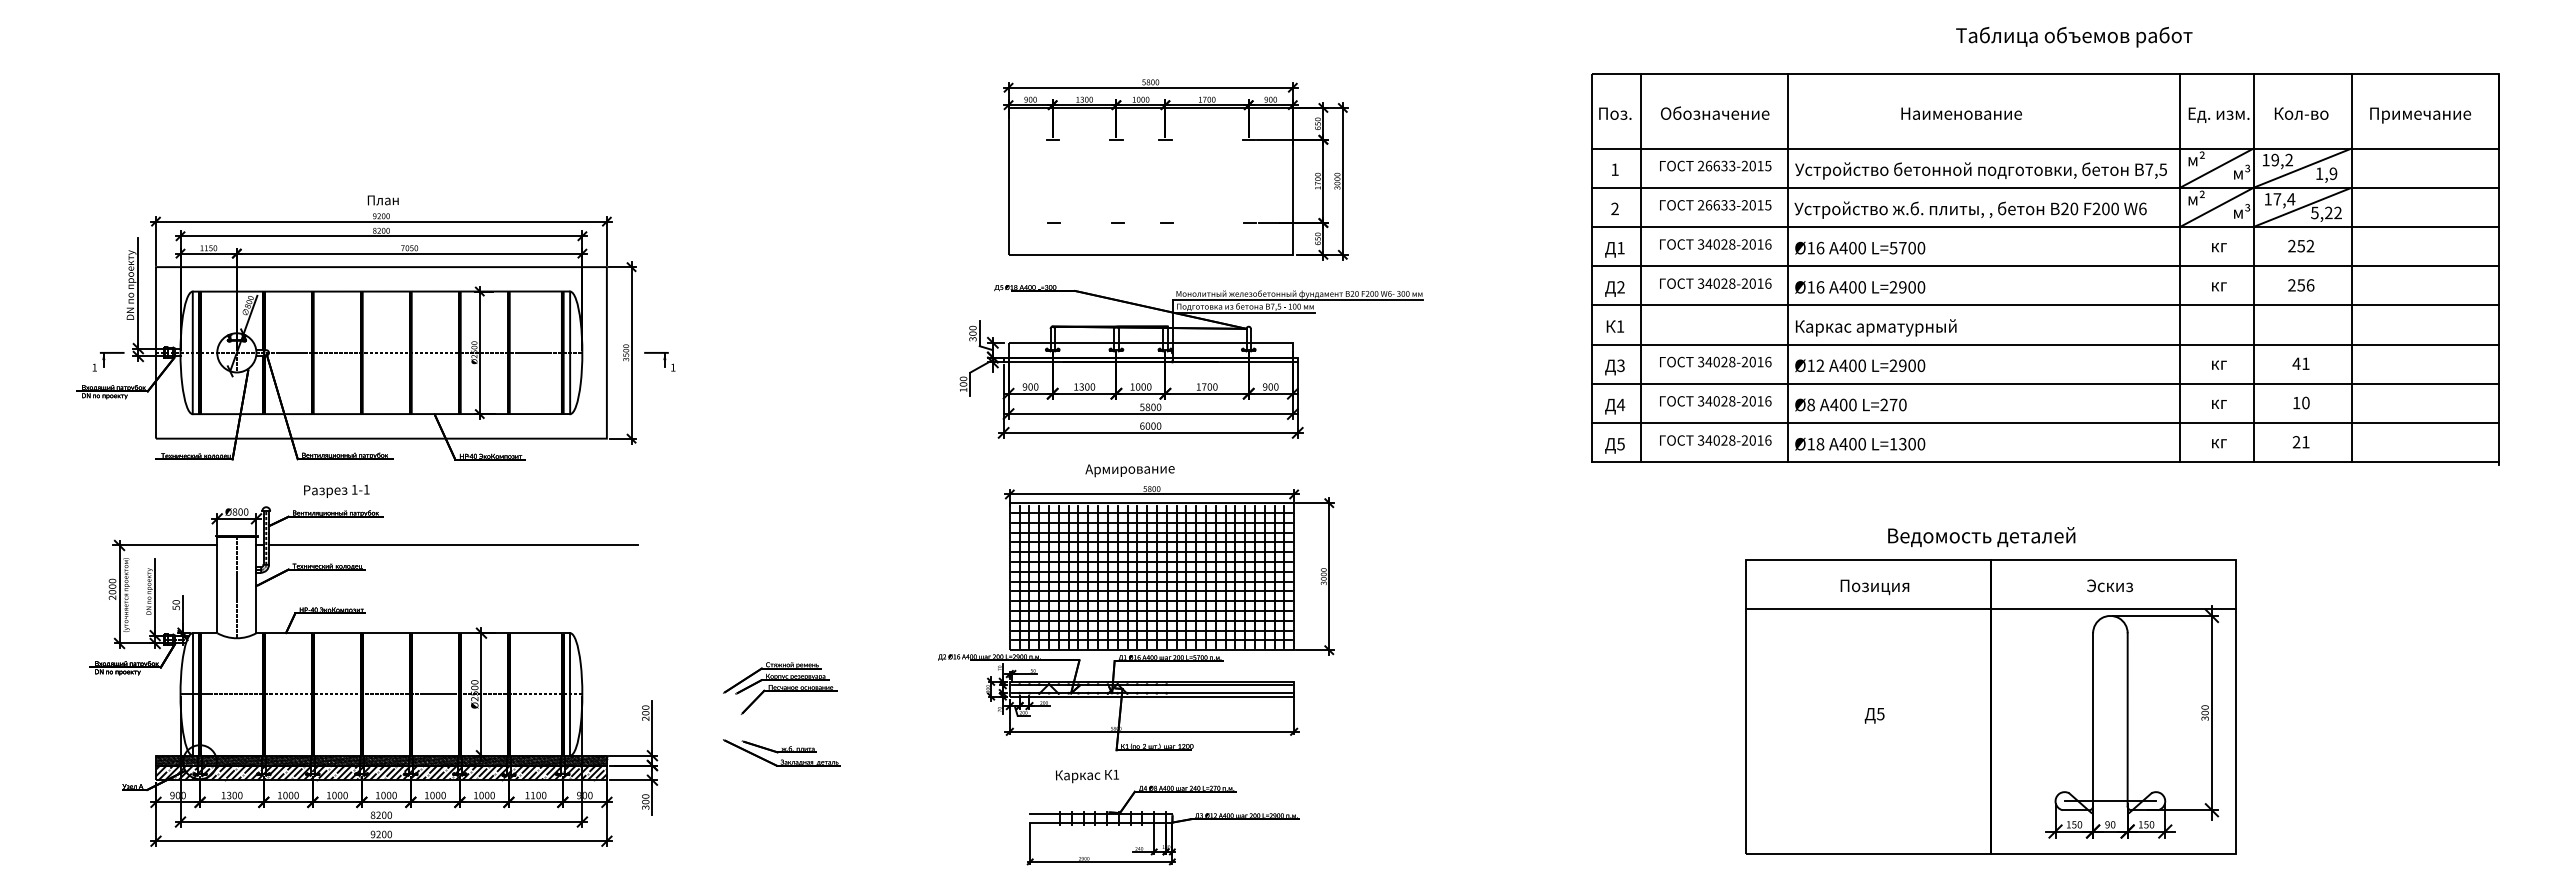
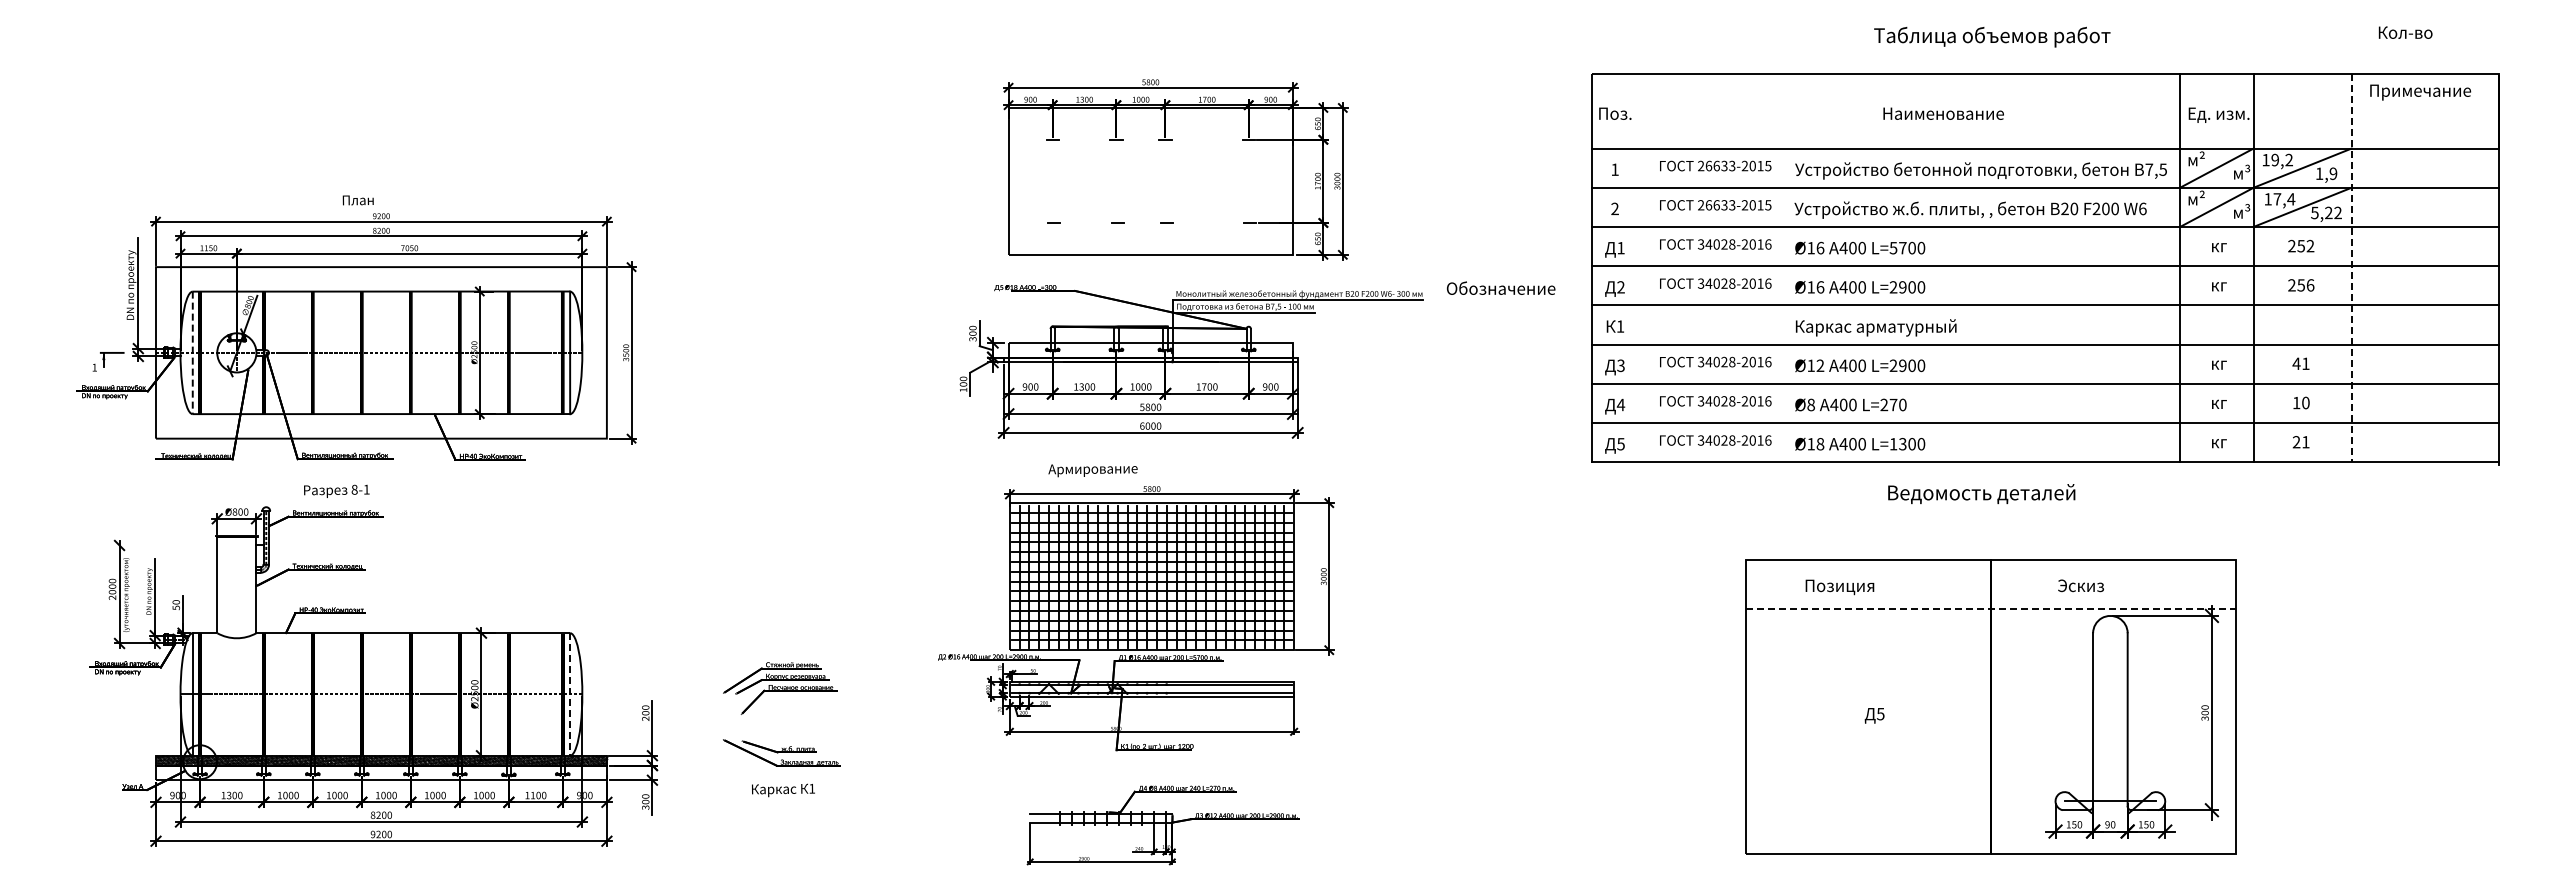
text position: (2074, 36) -> (1992, 36) (1992, 36)
text position: (1715, 112) -> (1501, 287) (1501, 287)
text position: (1961, 113) -> (1943, 113) (1943, 113)
text position: (2301, 113) -> (2405, 32) (2405, 32)
text position: (2420, 115) -> (2420, 92) (2420, 92)
text position: (382, 200) -> (357, 200) (357, 200)
line: present -> none (1641, 267)
line: present -> none (1788, 267)
line: solid -> dashed (2351, 268)
line: solid -> dashed (192, 353)
part: present -> none (659, 361)
text position: (1129, 470) -> (1092, 470) (1092, 470)
text: 1-1 -> 8-1 (354, 489)
text position: (1981, 537) -> (1981, 494) (1981, 494)
line: present -> none (164, 545)
line: present -> none (453, 545)
text position: (2109, 585) -> (2080, 585) (2080, 585)
line: present -> none (236, 586)
text position: (1874, 587) -> (1839, 587) (1839, 587)
line: solid -> dashed (1991, 608)
line: solid -> dashed (570, 694)
hatch: present -> none (380, 772)
text position: (1087, 776) -> (783, 790) (783, 790)
